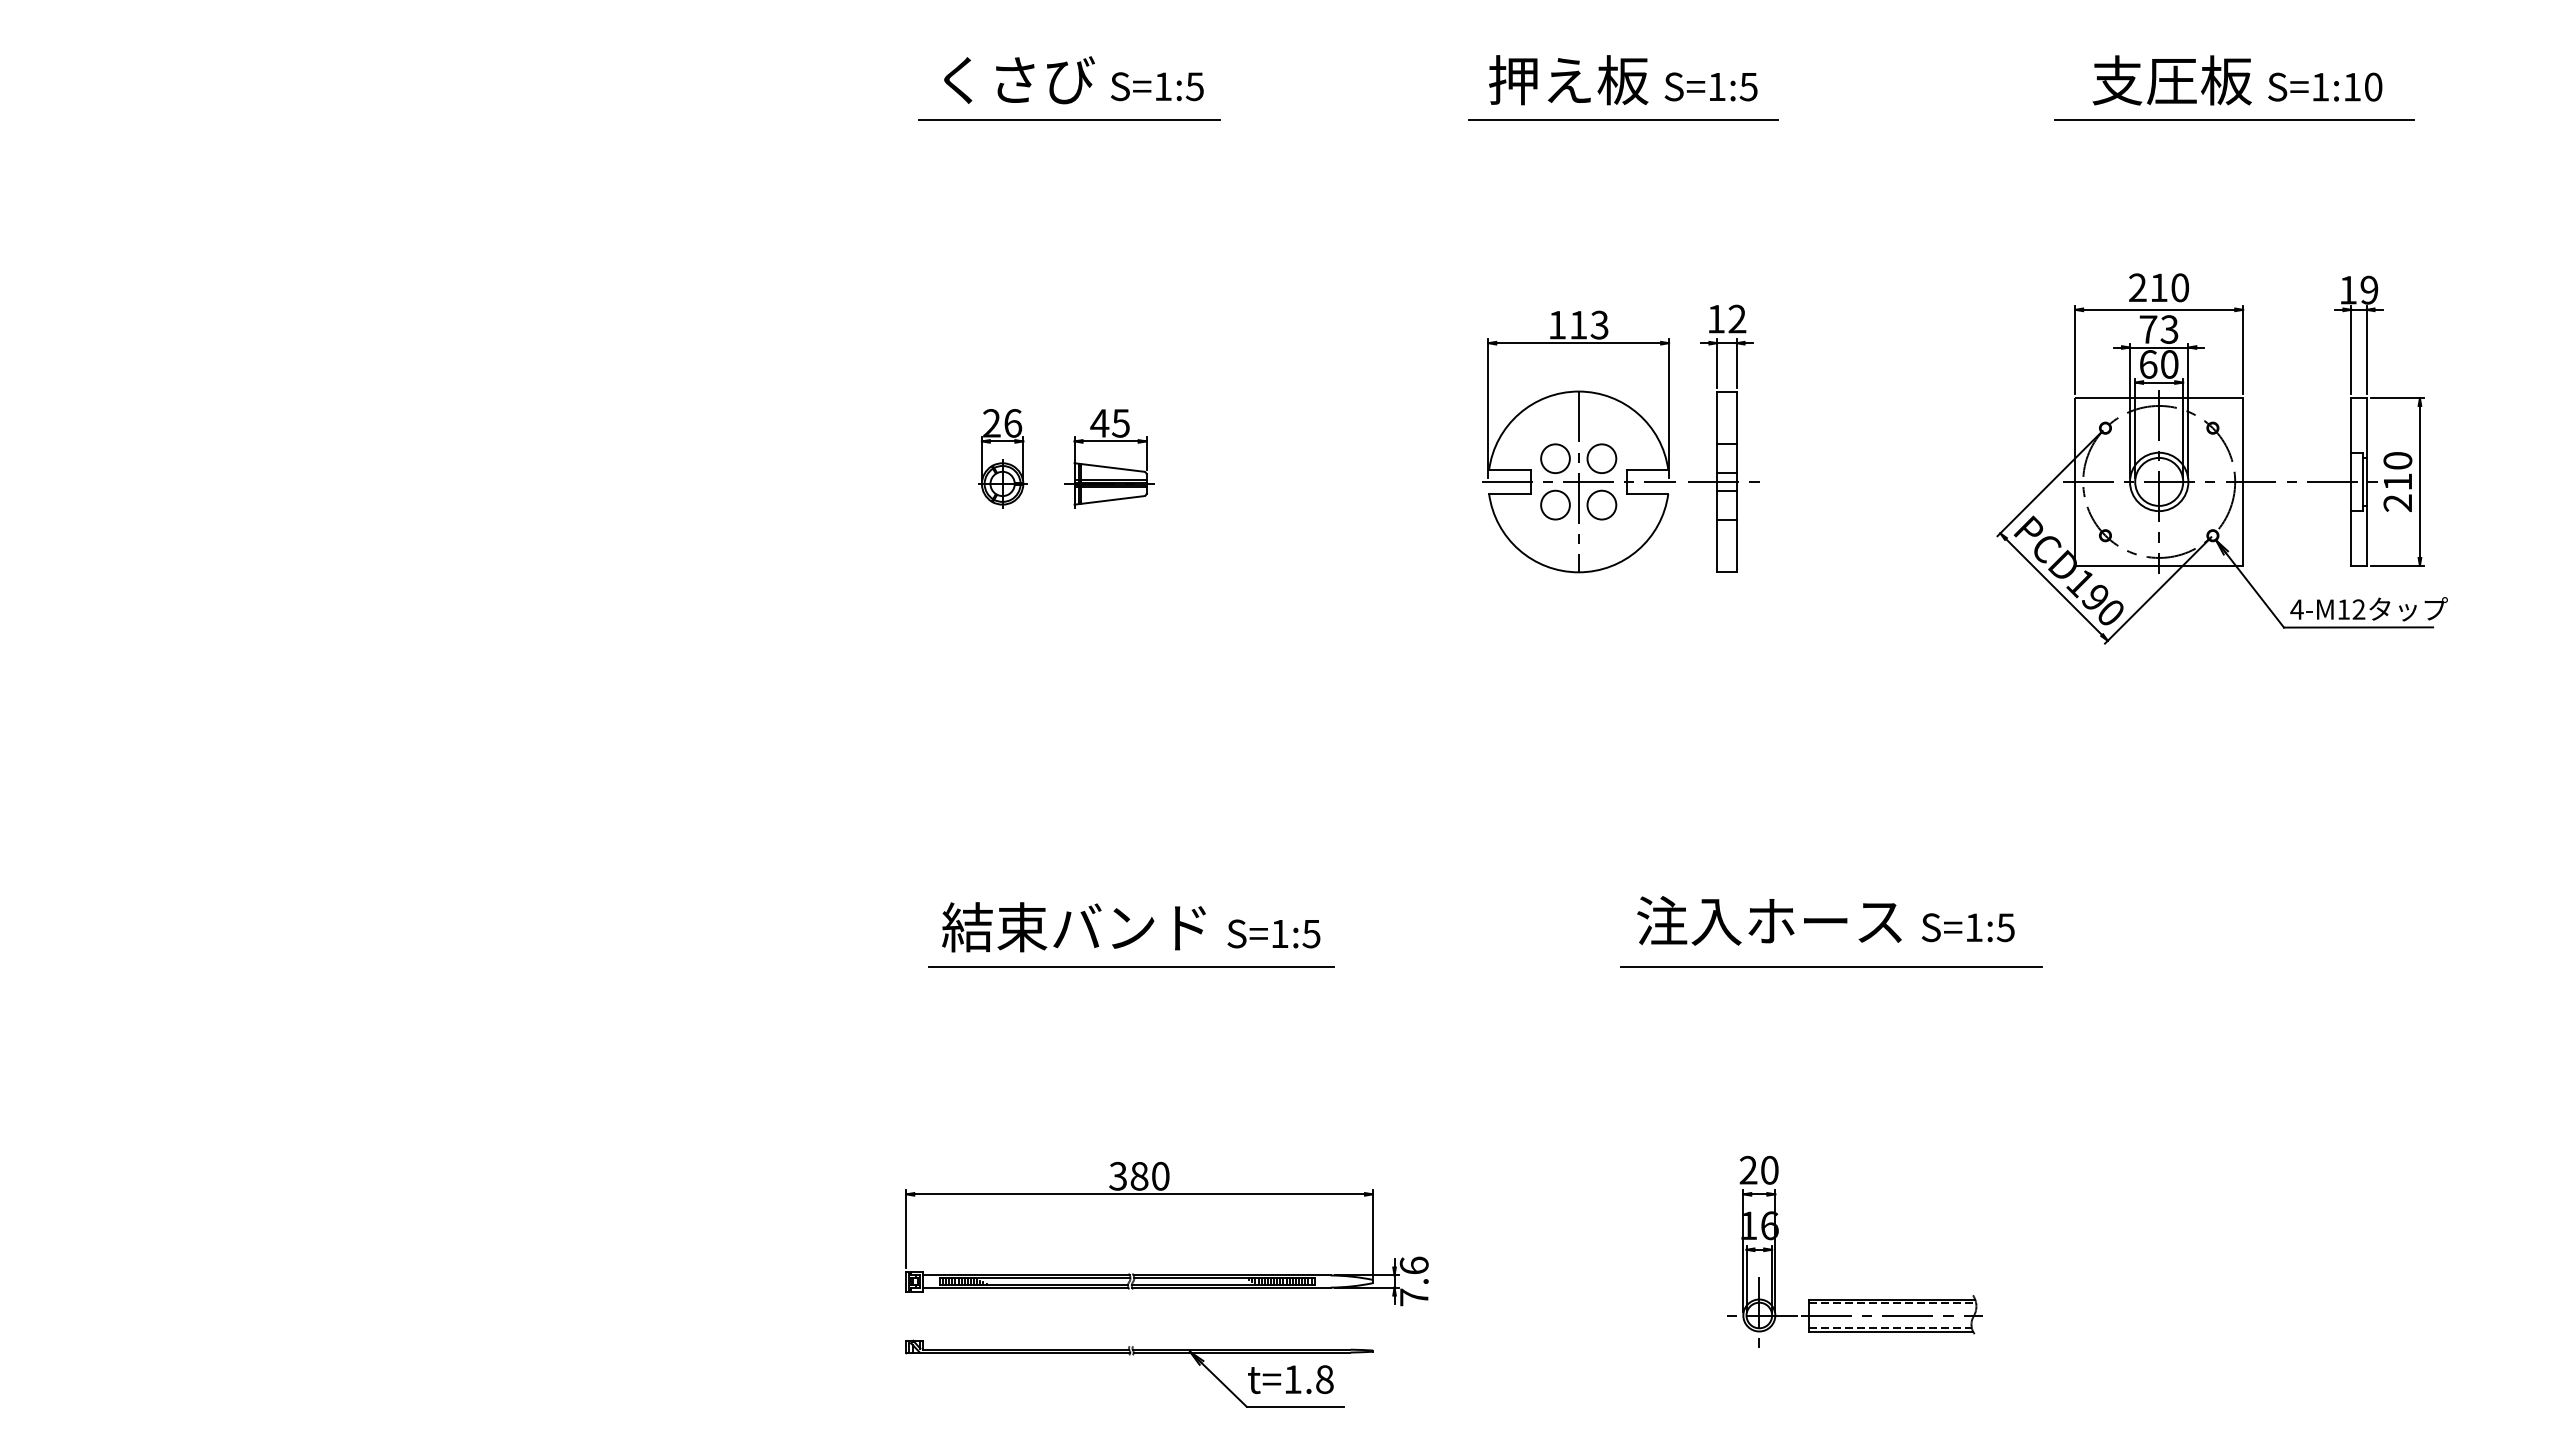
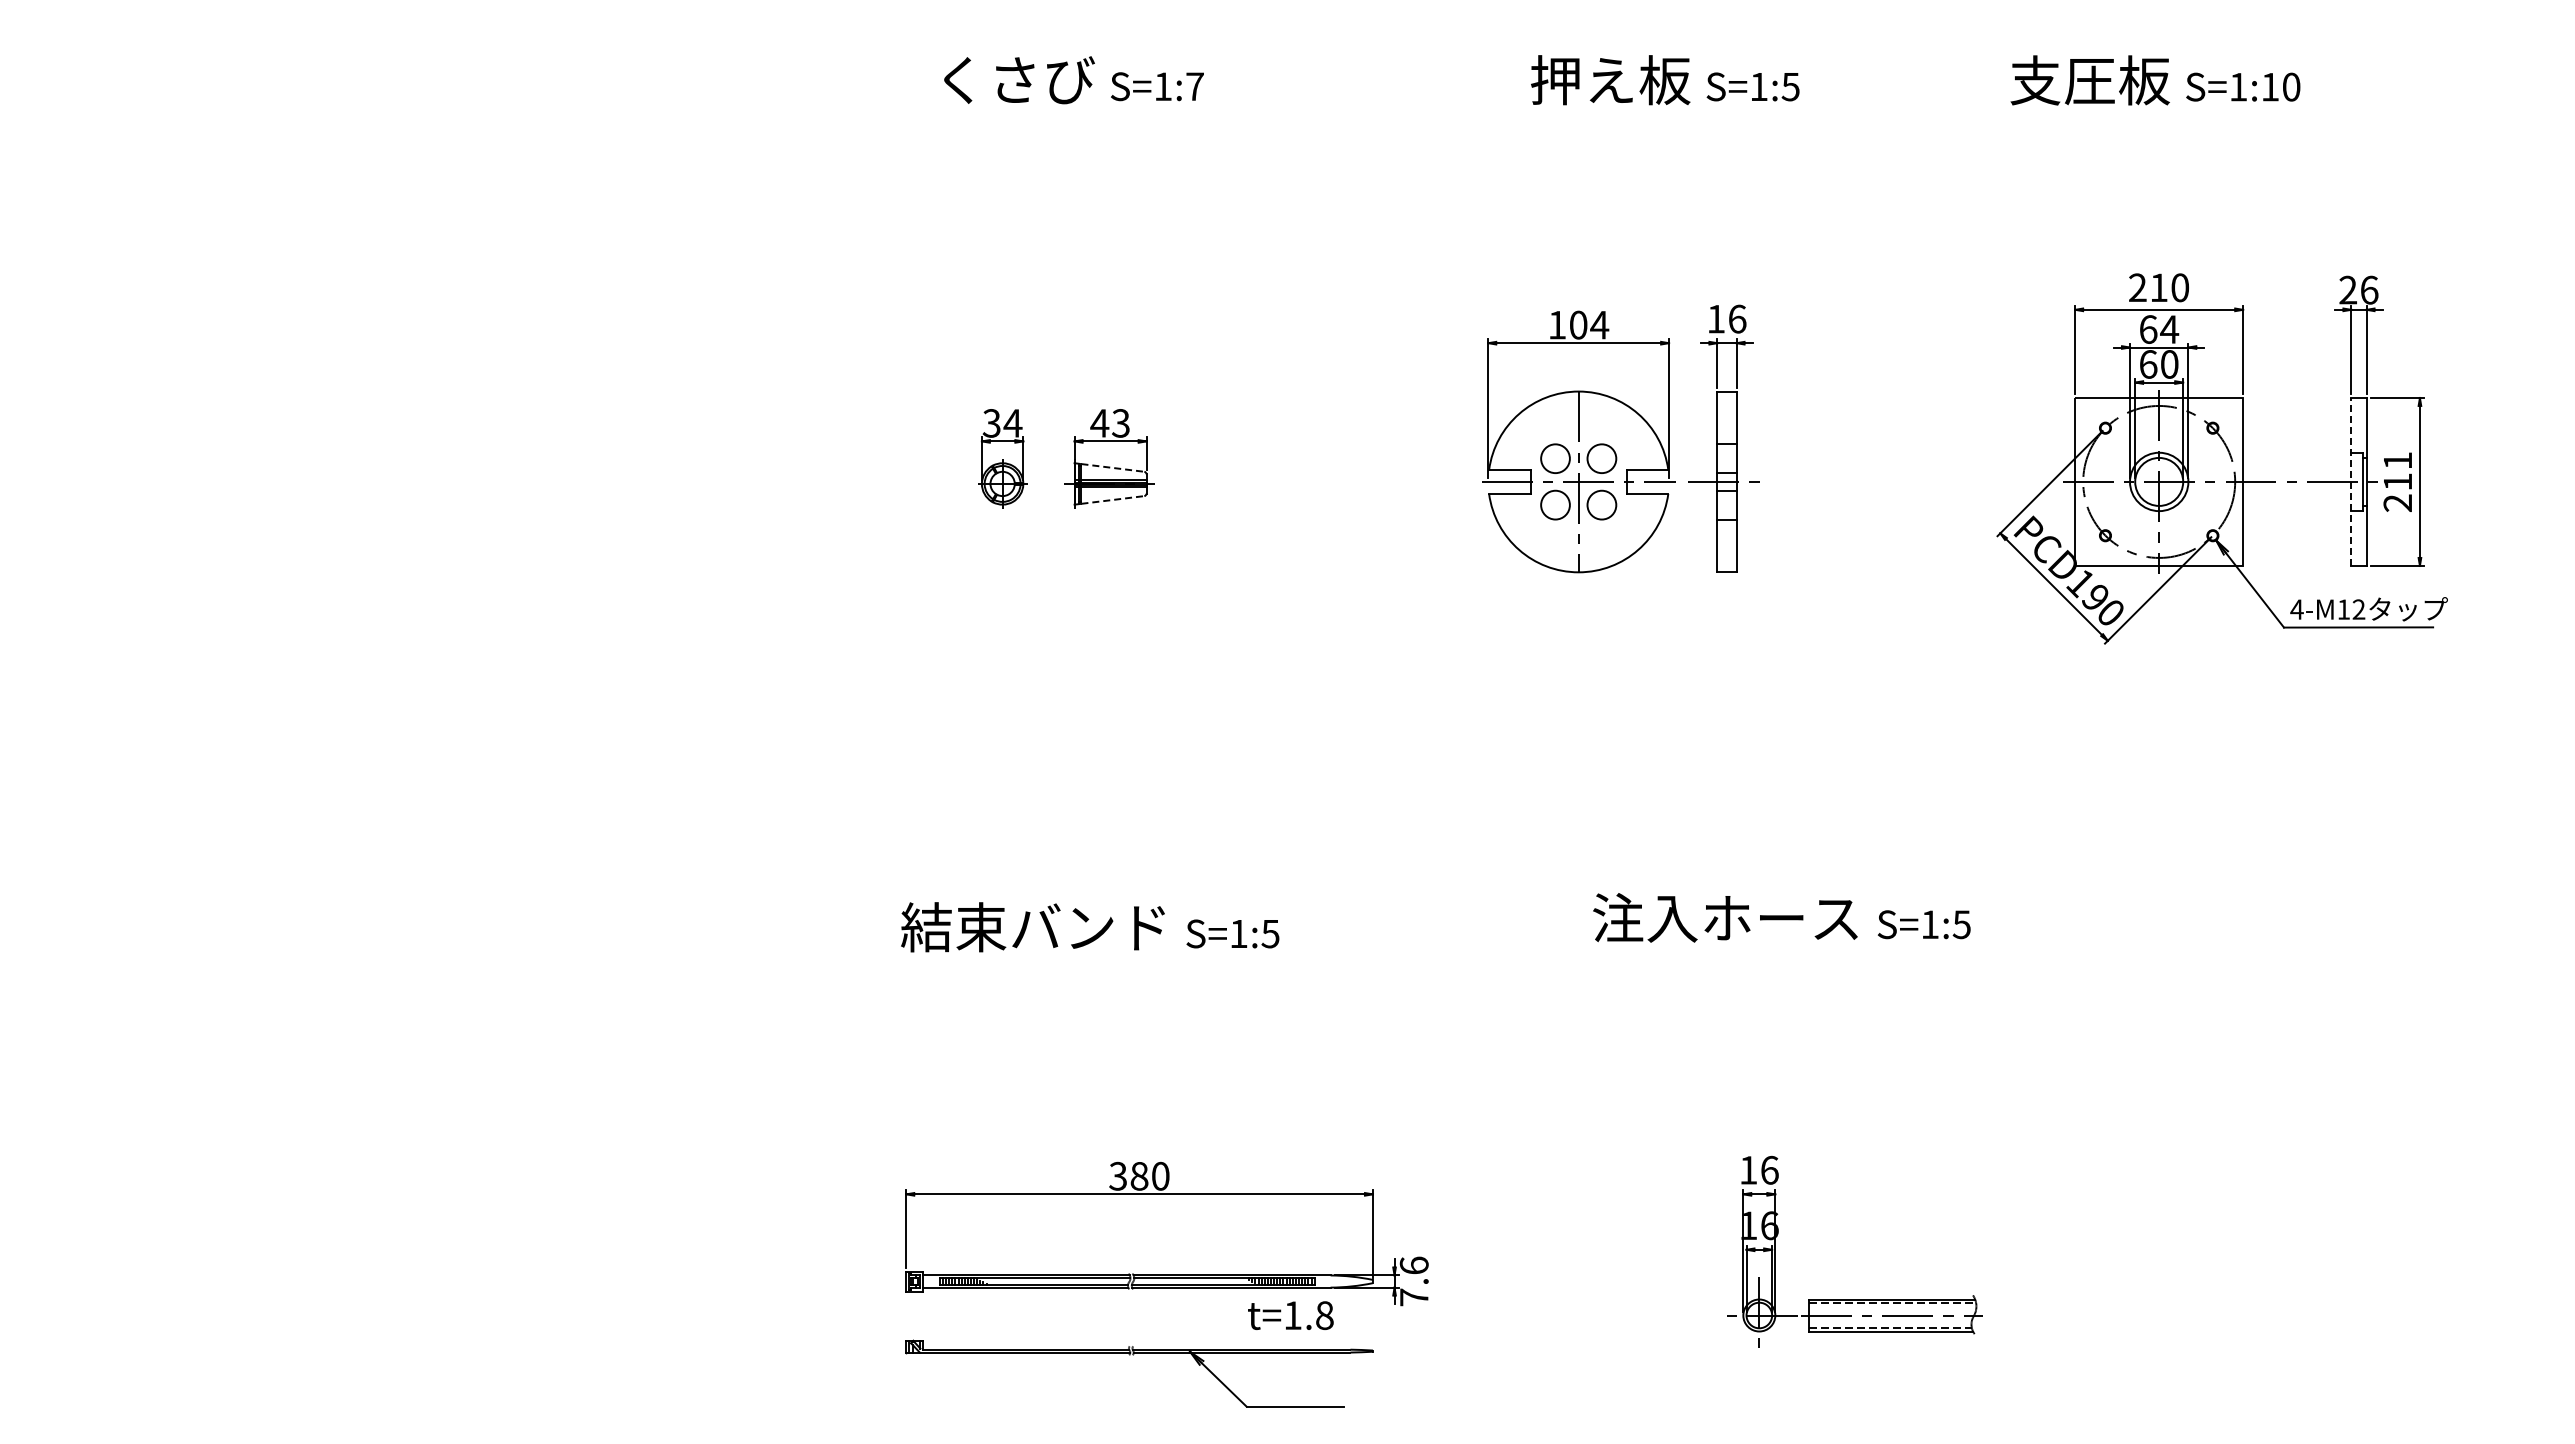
text position: (1623, 80) -> (1665, 80) (1665, 80)
text position: (2237, 80) -> (2155, 80) (2155, 80)
text: S=1:5 -> S=1:7 (1194, 86)
line: present -> none (1069, 120)
line: present -> none (1622, 120)
line: present -> none (2233, 120)
text: 19 -> 26 (2358, 289)
text: 12 -> 16 (1737, 318)
text: 113 -> 104 (1589, 324)
text: 73 -> 64 (2159, 329)
text: 26 -> 34 (1002, 423)
text: 45 -> 43 (1121, 423)
text: 210 -> 211 (2397, 460)
line: solid -> dashed (1112, 467)
line: solid -> dashed (2351, 481)
line: solid -> dashed (1112, 499)
text position: (1825, 920) -> (1781, 917) (1781, 917)
text position: (1131, 927) -> (1090, 927) (1090, 927)
line: present -> none (1131, 967)
line: present -> none (1831, 967)
text: 20 -> 16 (1758, 1169)
text position: (1290, 1379) -> (1290, 1315) (1290, 1315)
